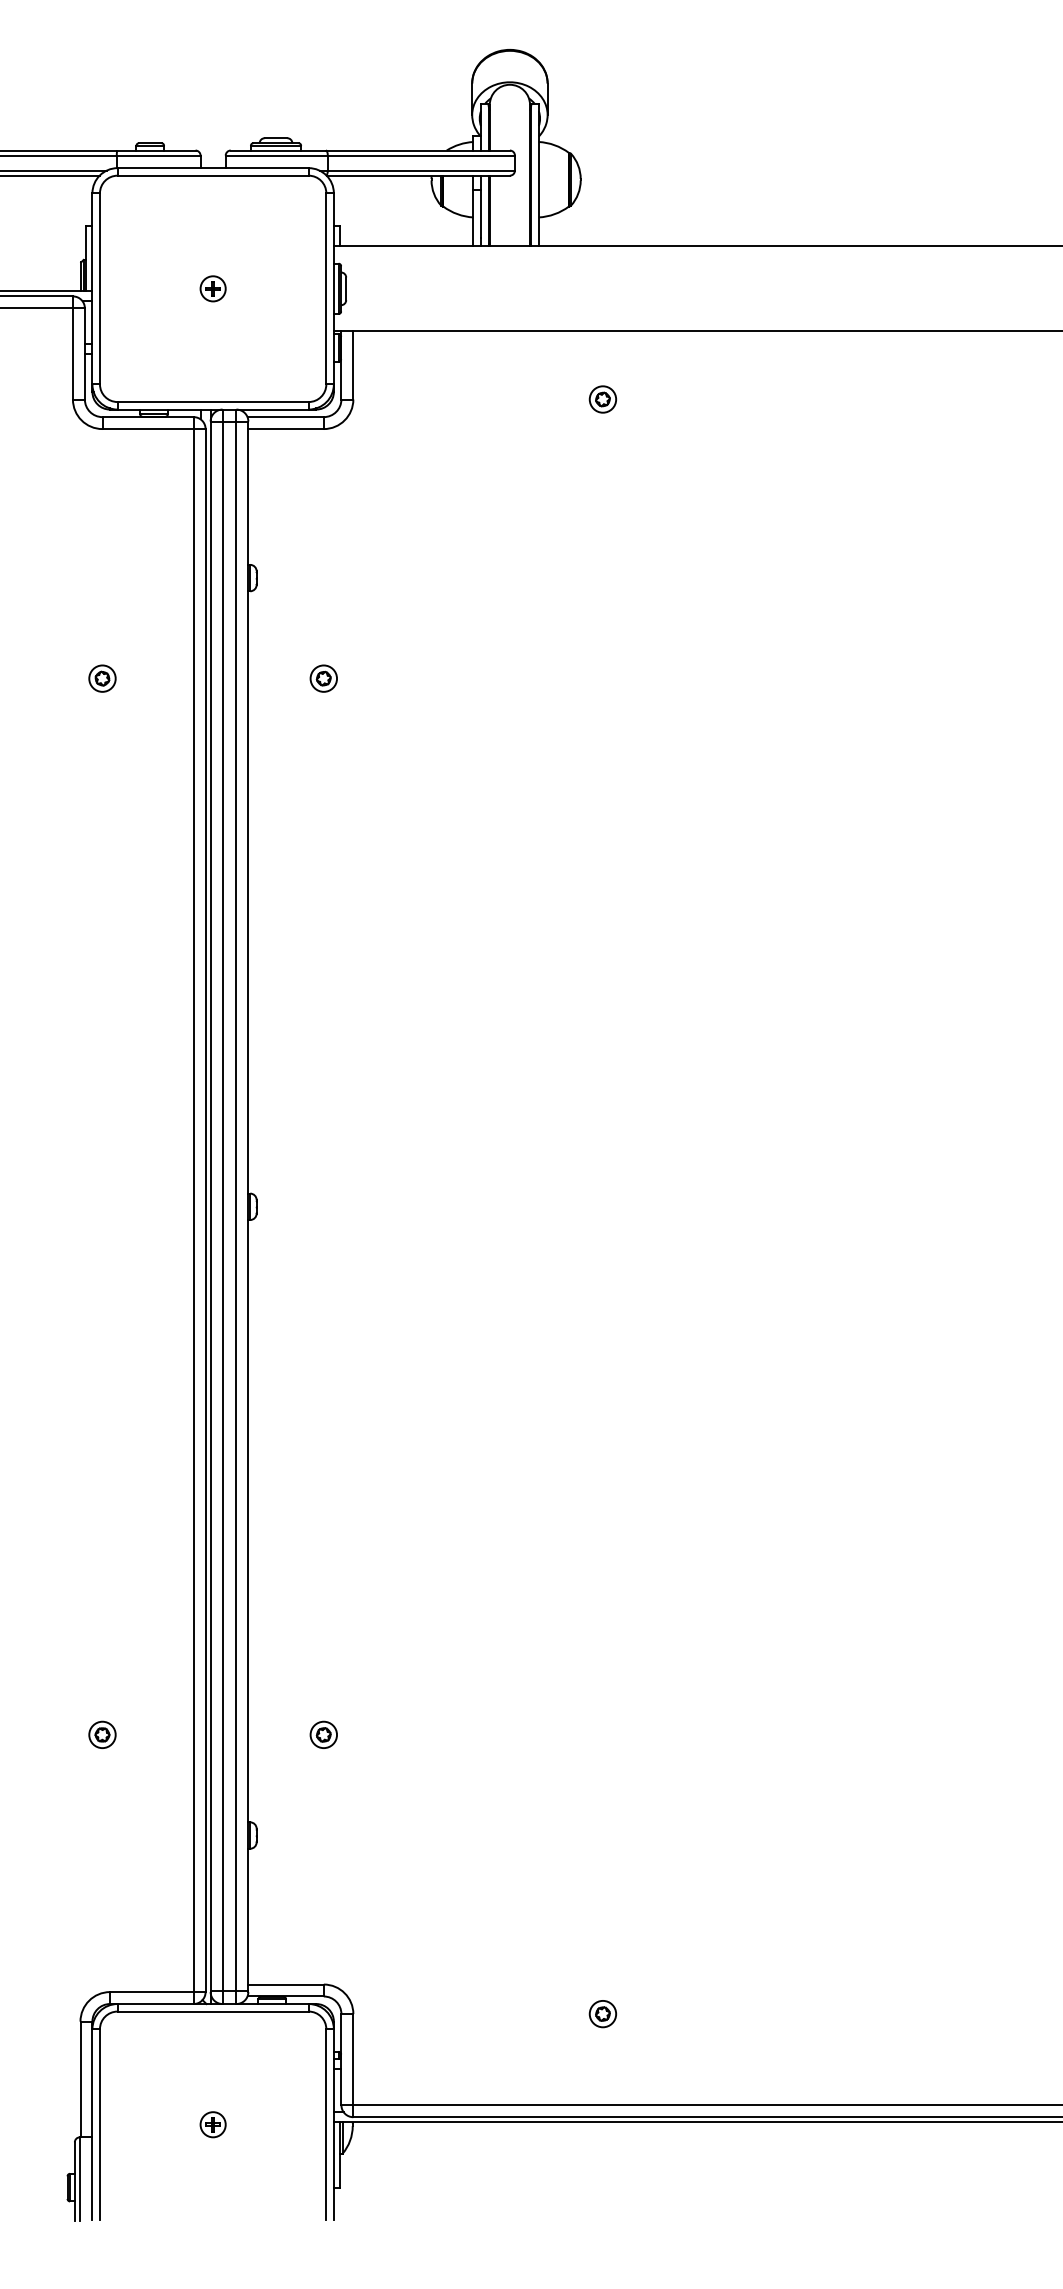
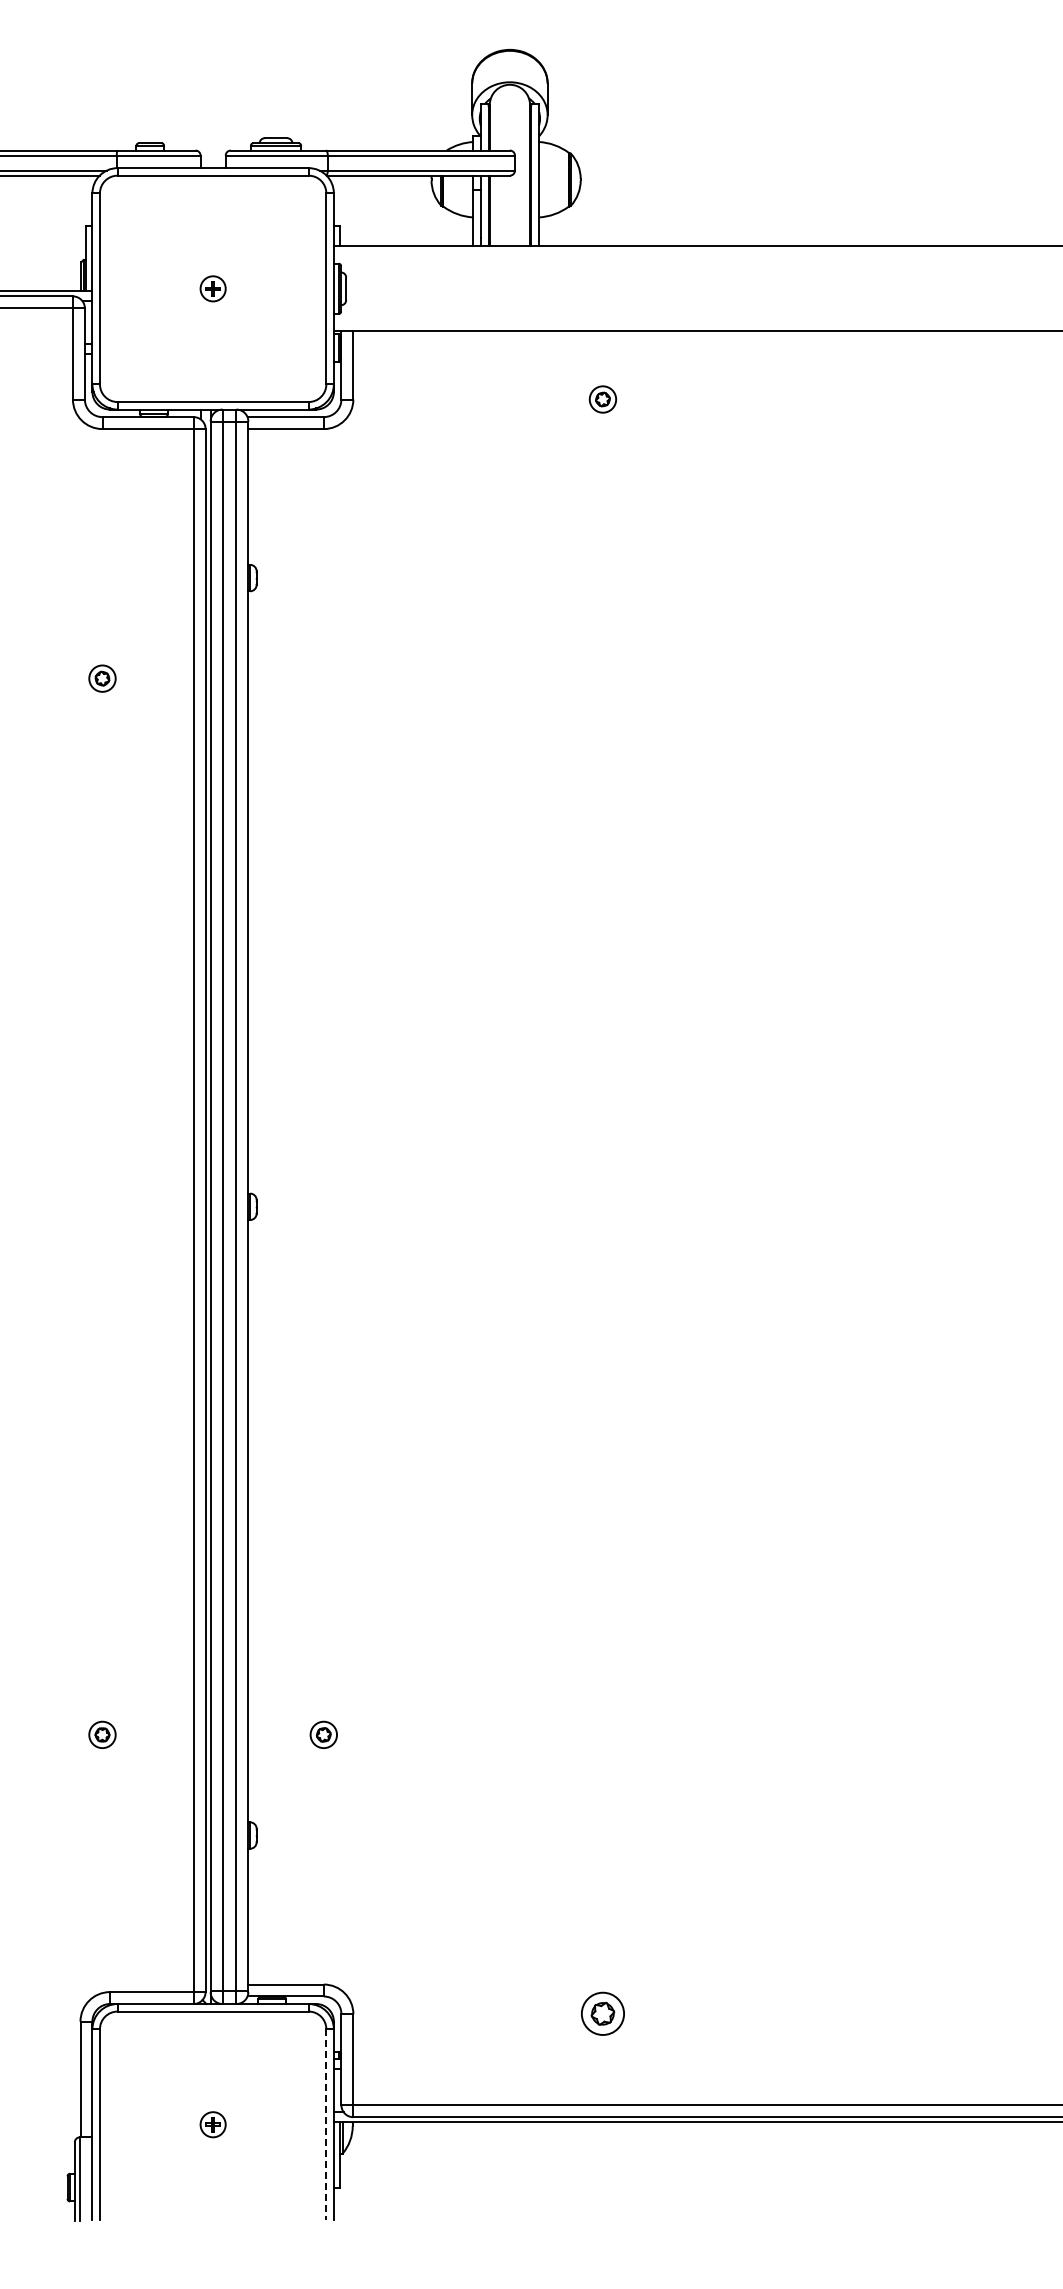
part: present -> none (323, 678)
part size: 30x29 px -> 44x45 px (602, 2013)
line: solid -> dashed (326, 2124)
